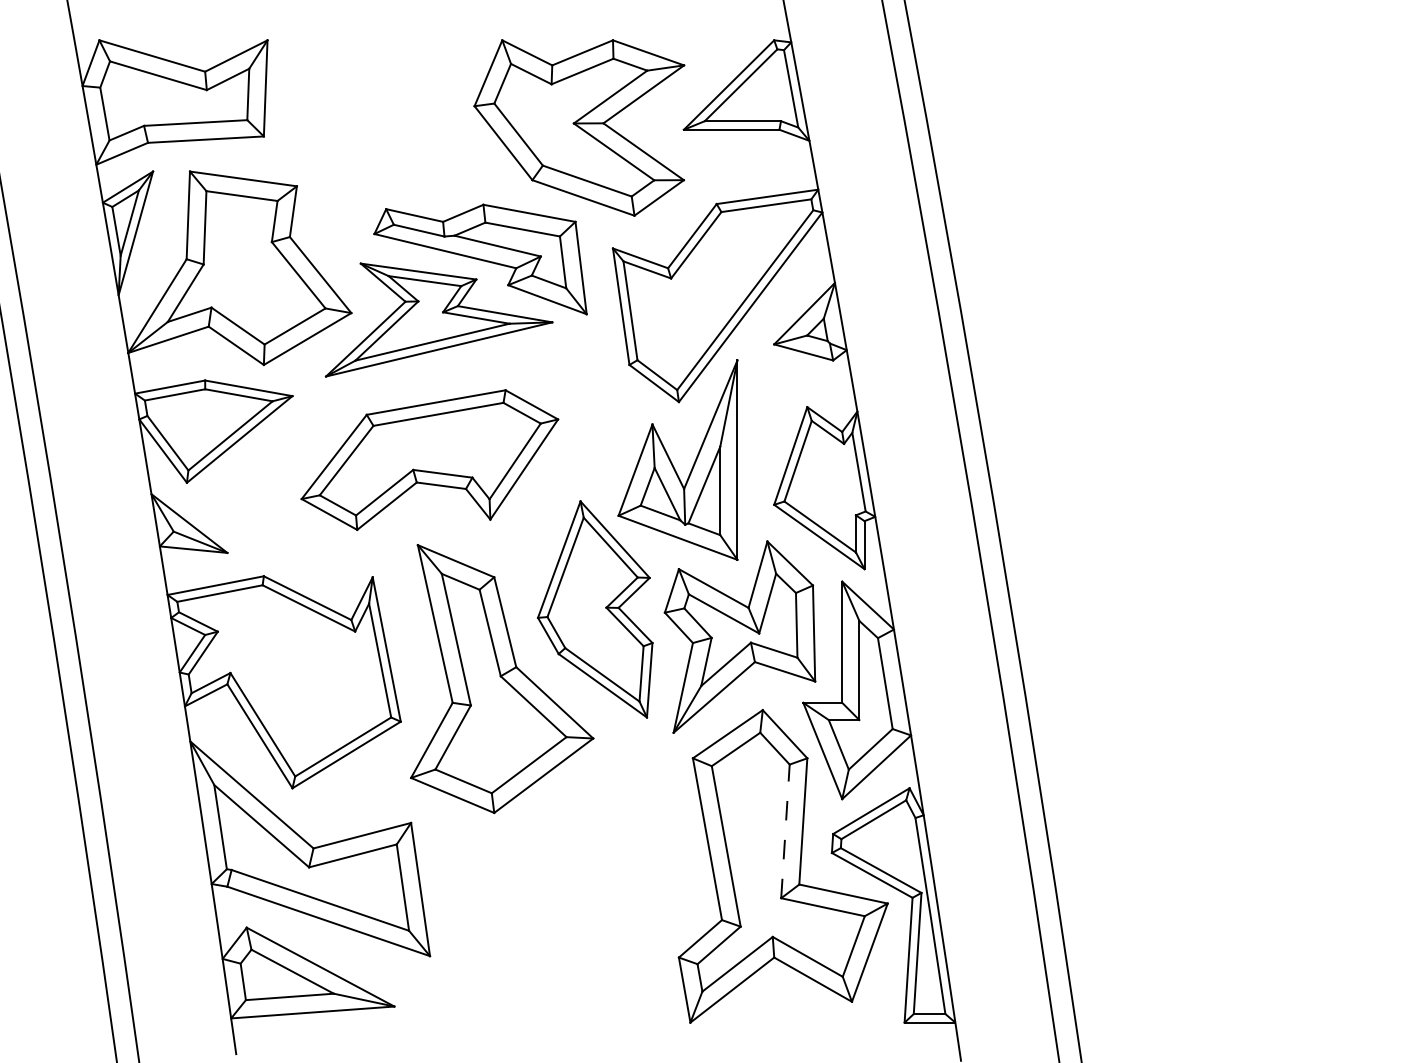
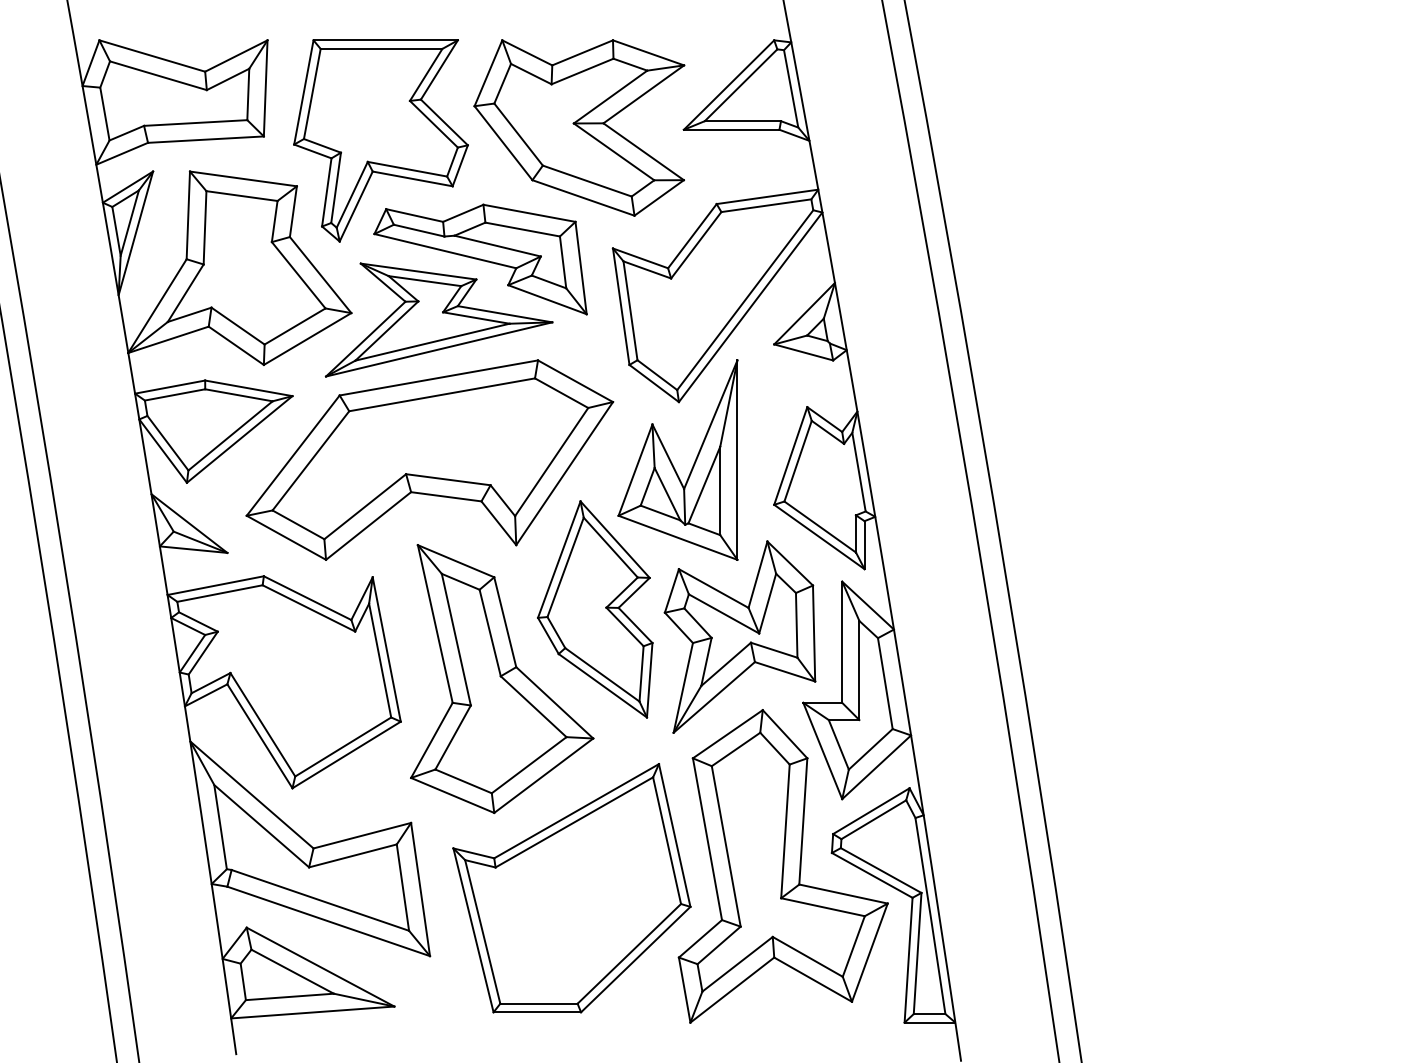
part: none -> present (380, 140)
part size: 260x142 px -> 370x202 px (429, 459)
line: dashed -> solid (785, 831)
part: none -> present (571, 888)
